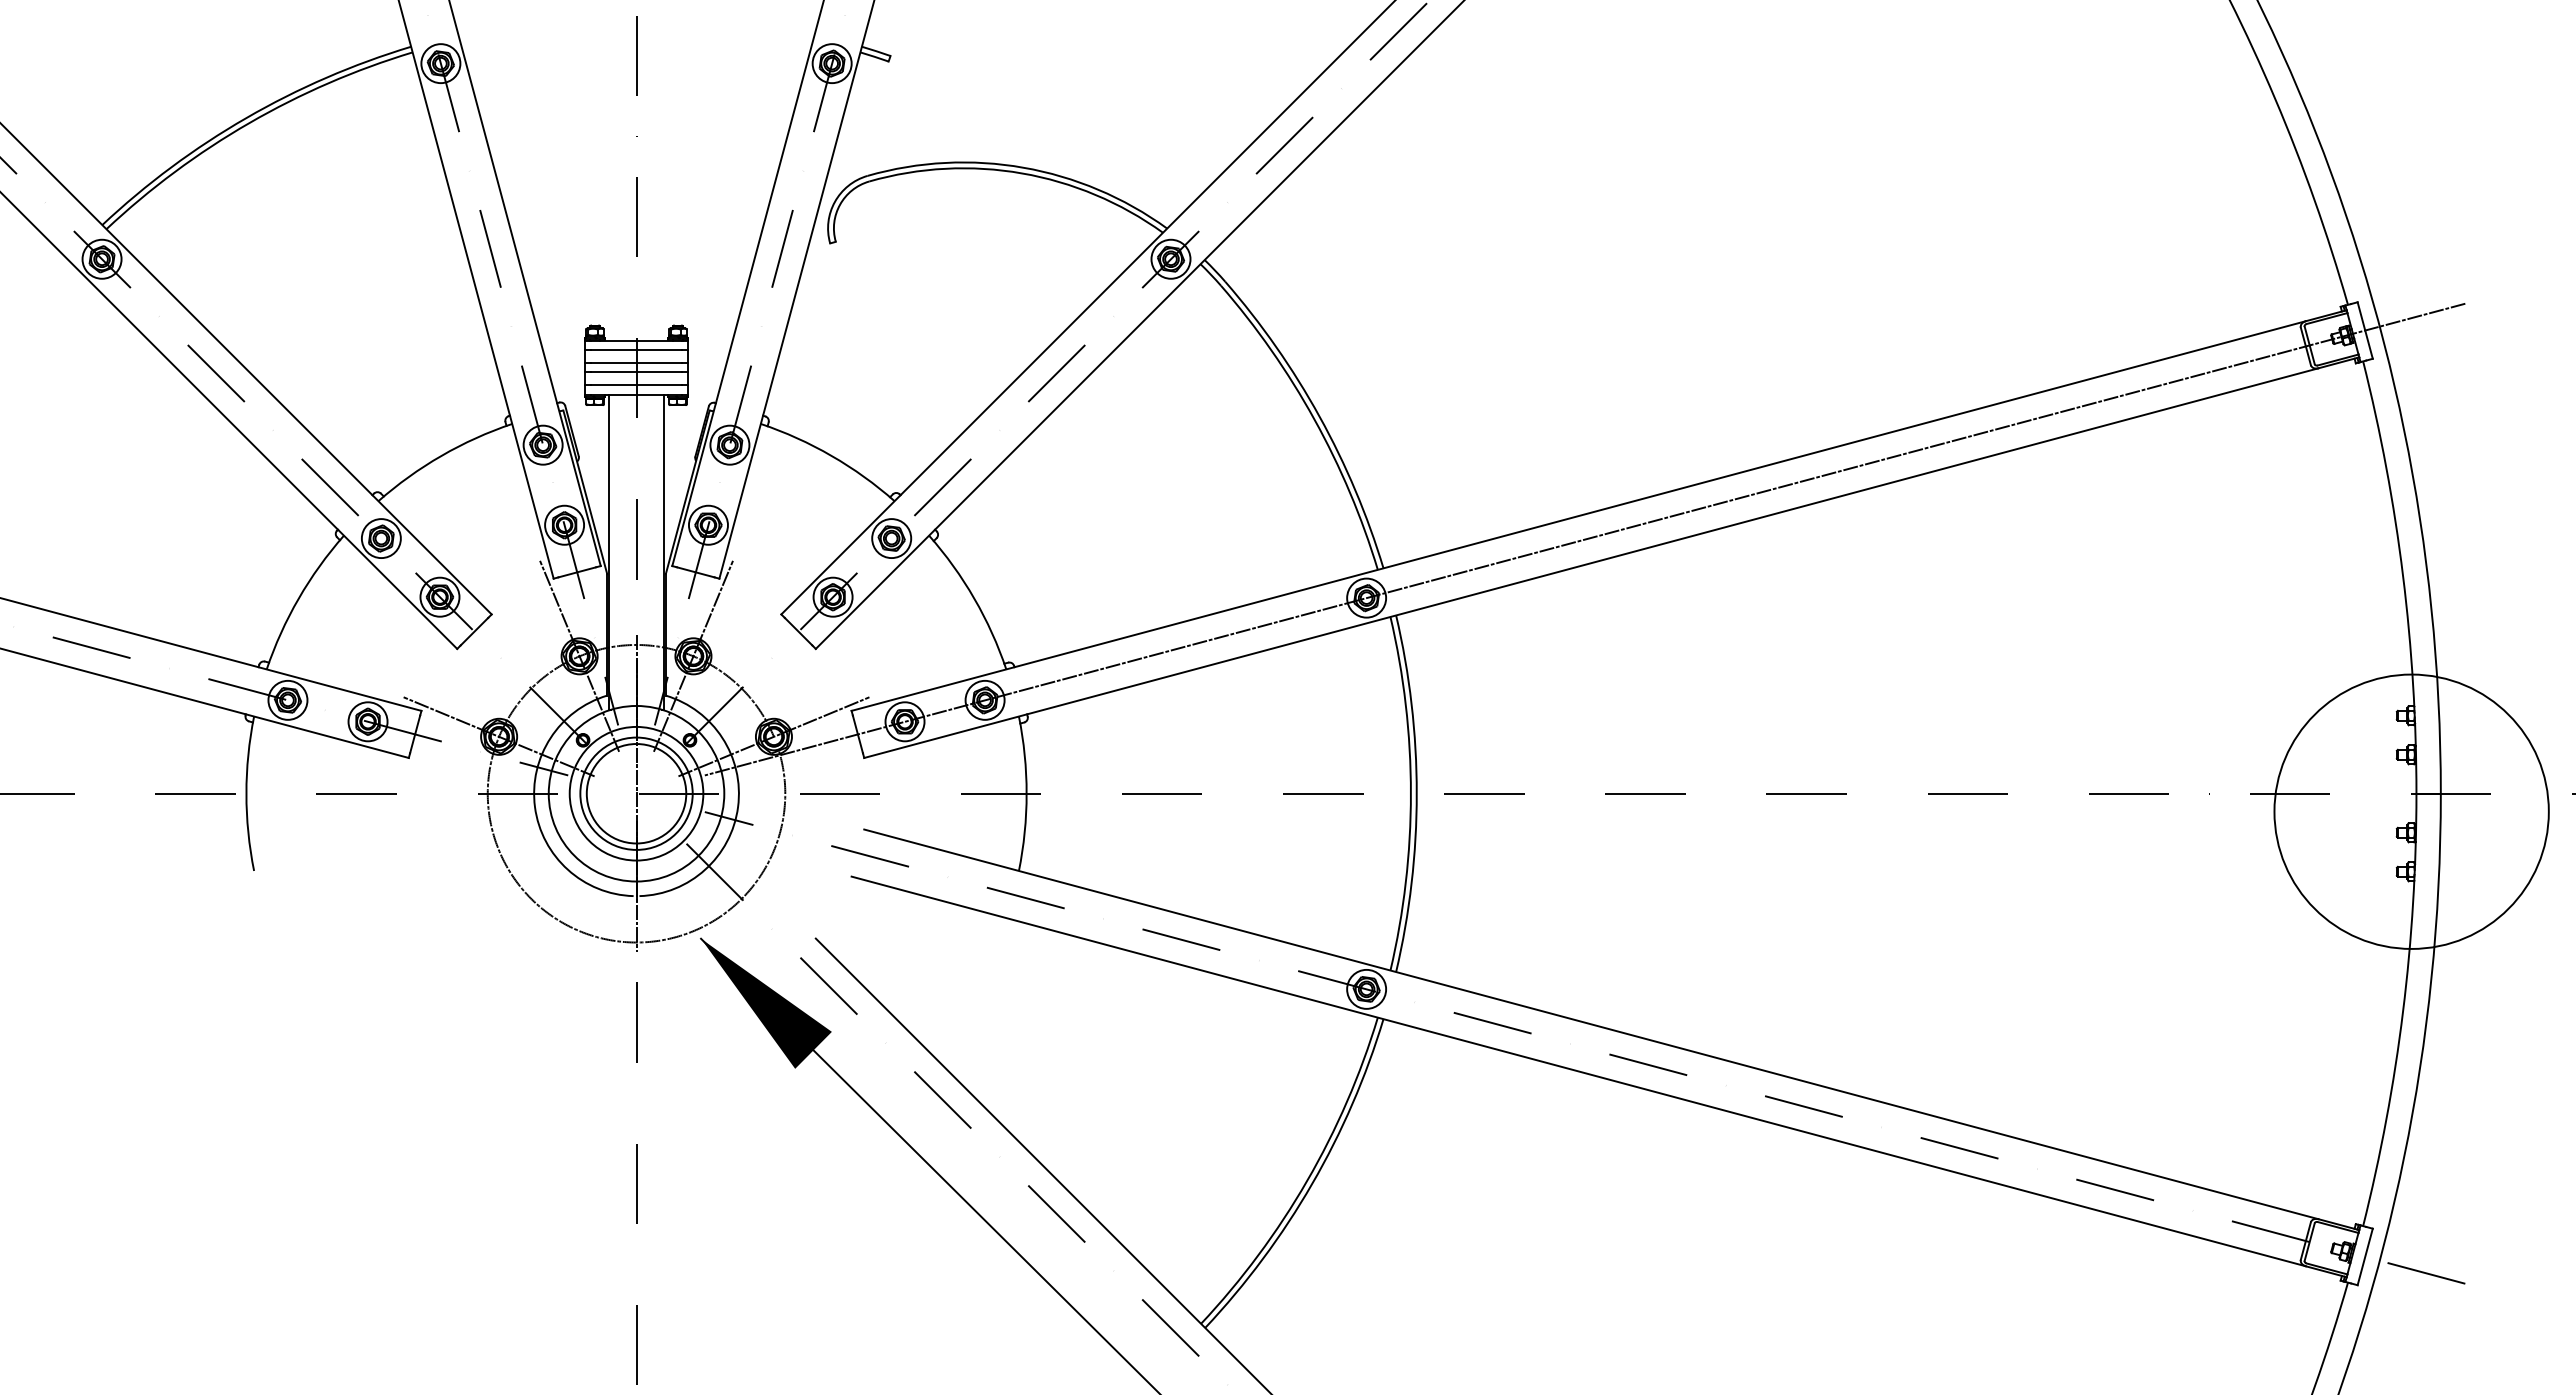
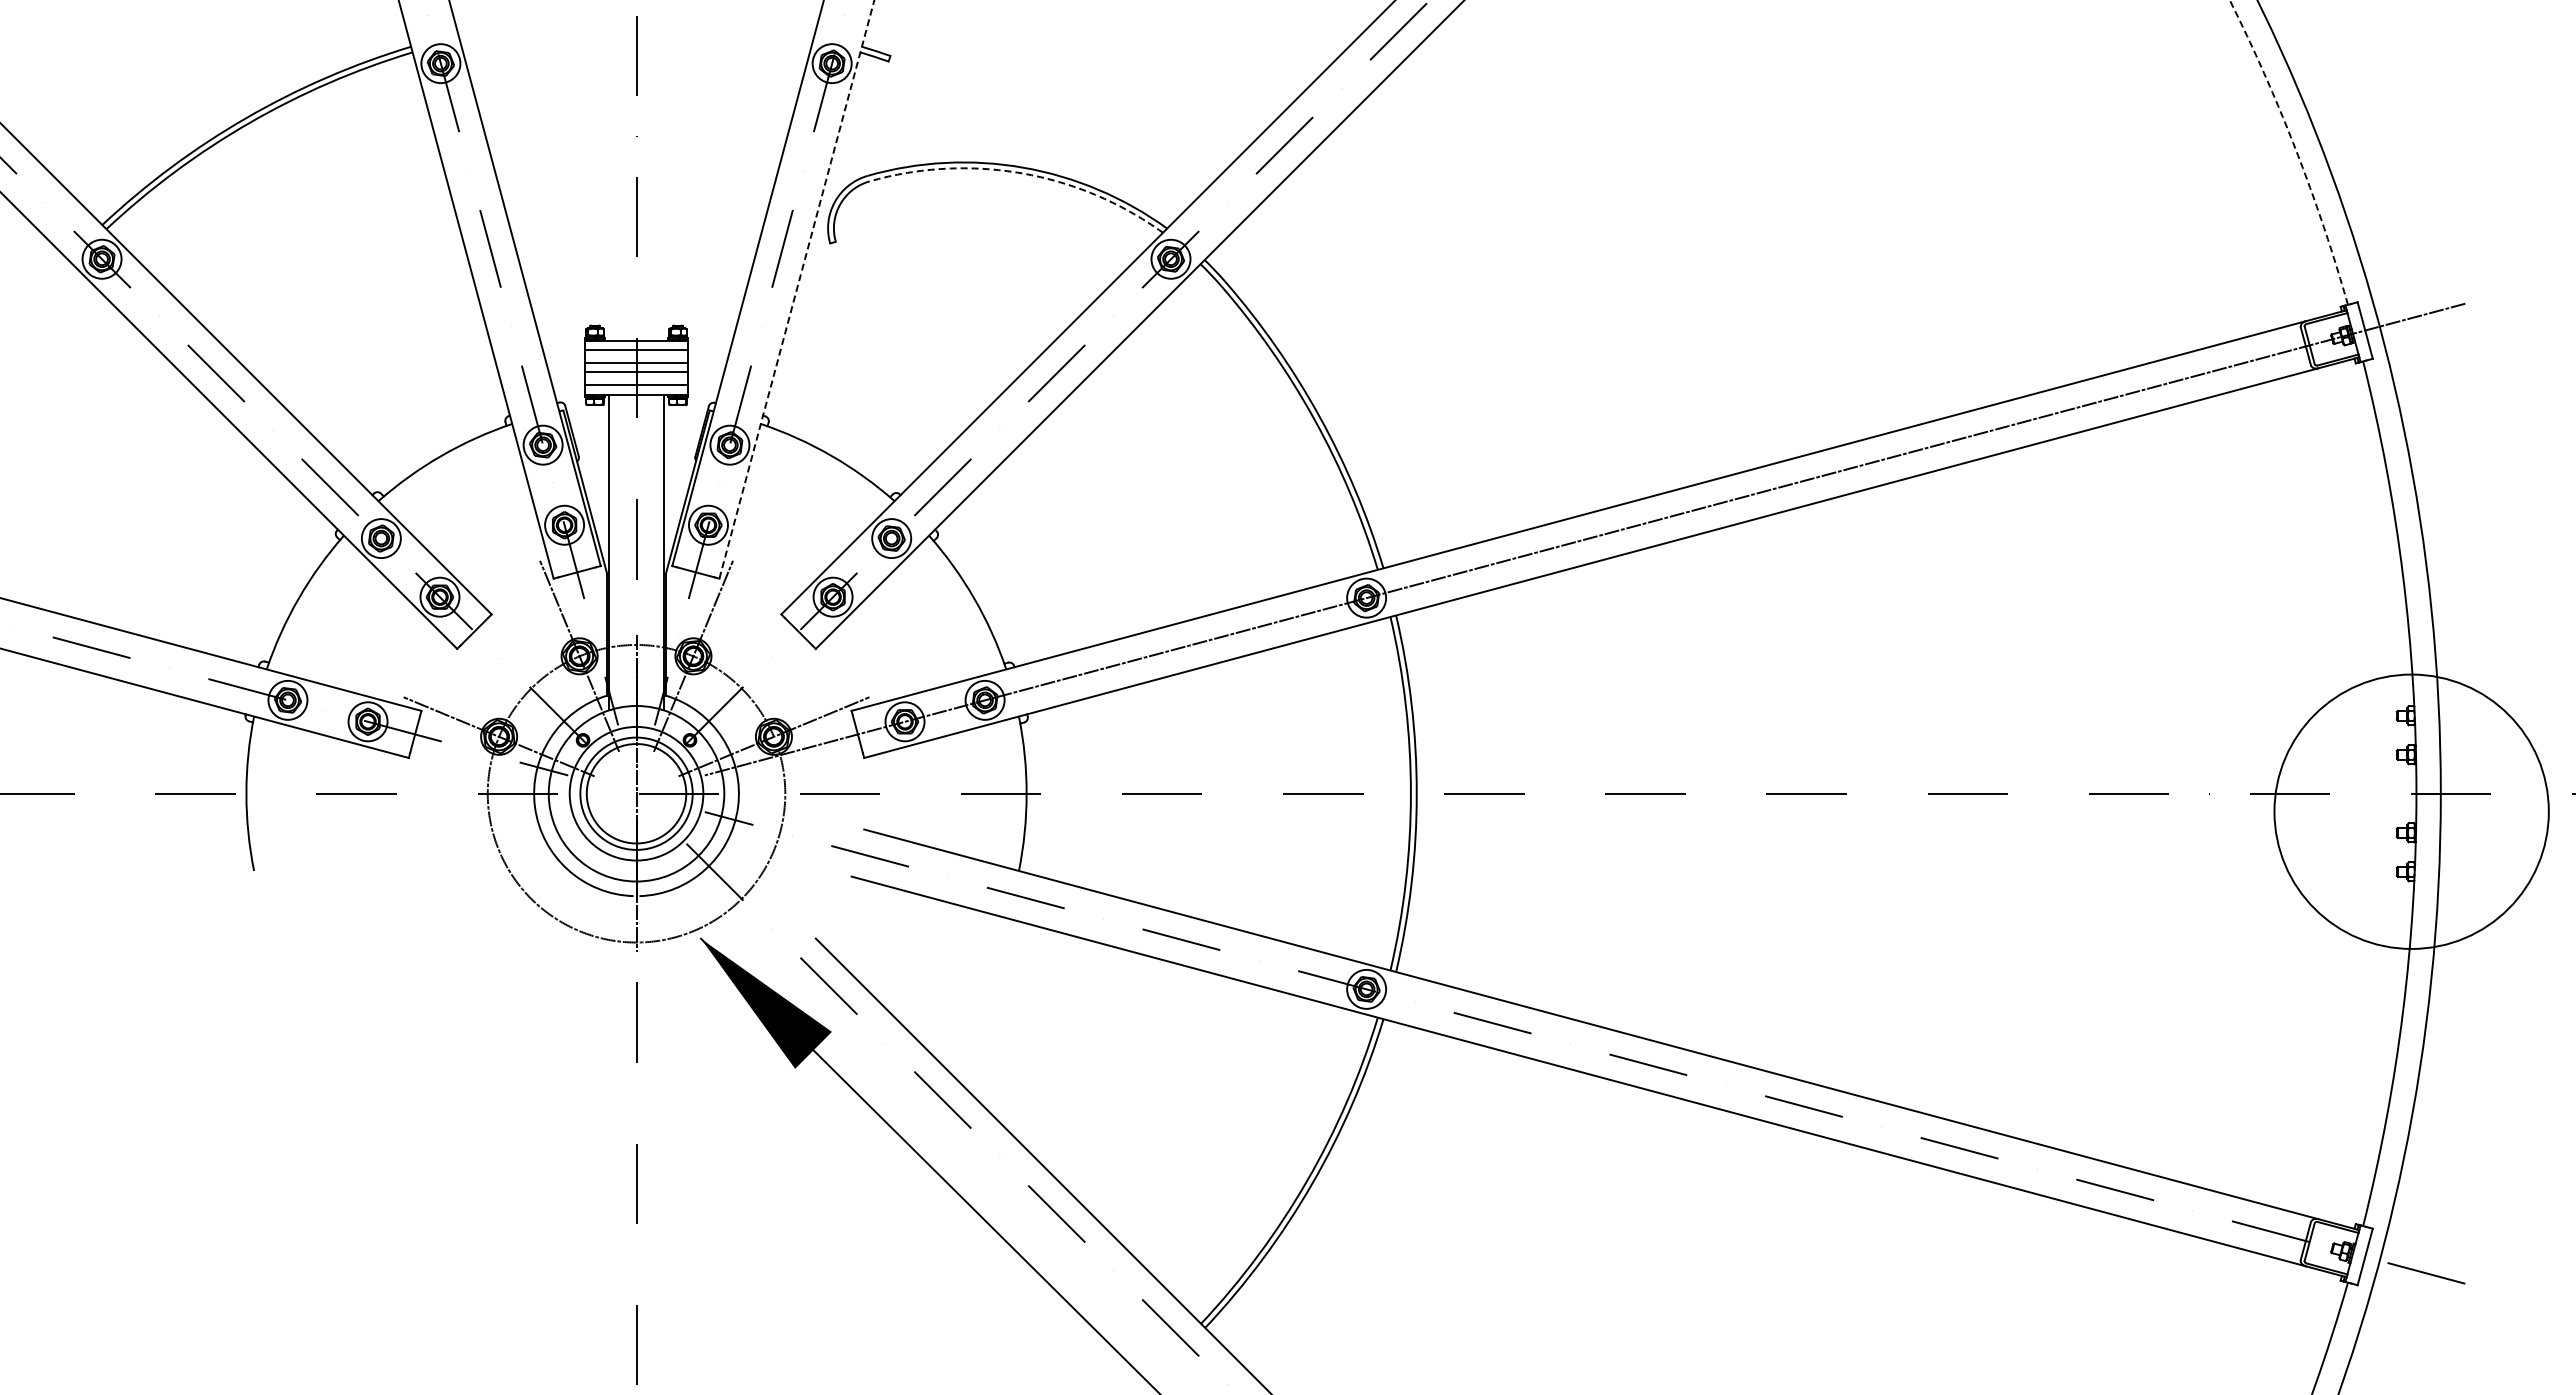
arc: solid -> dashed (2295, 149)
arc: solid -> dashed (1022, 173)
line: solid -> dashed (797, 288)
